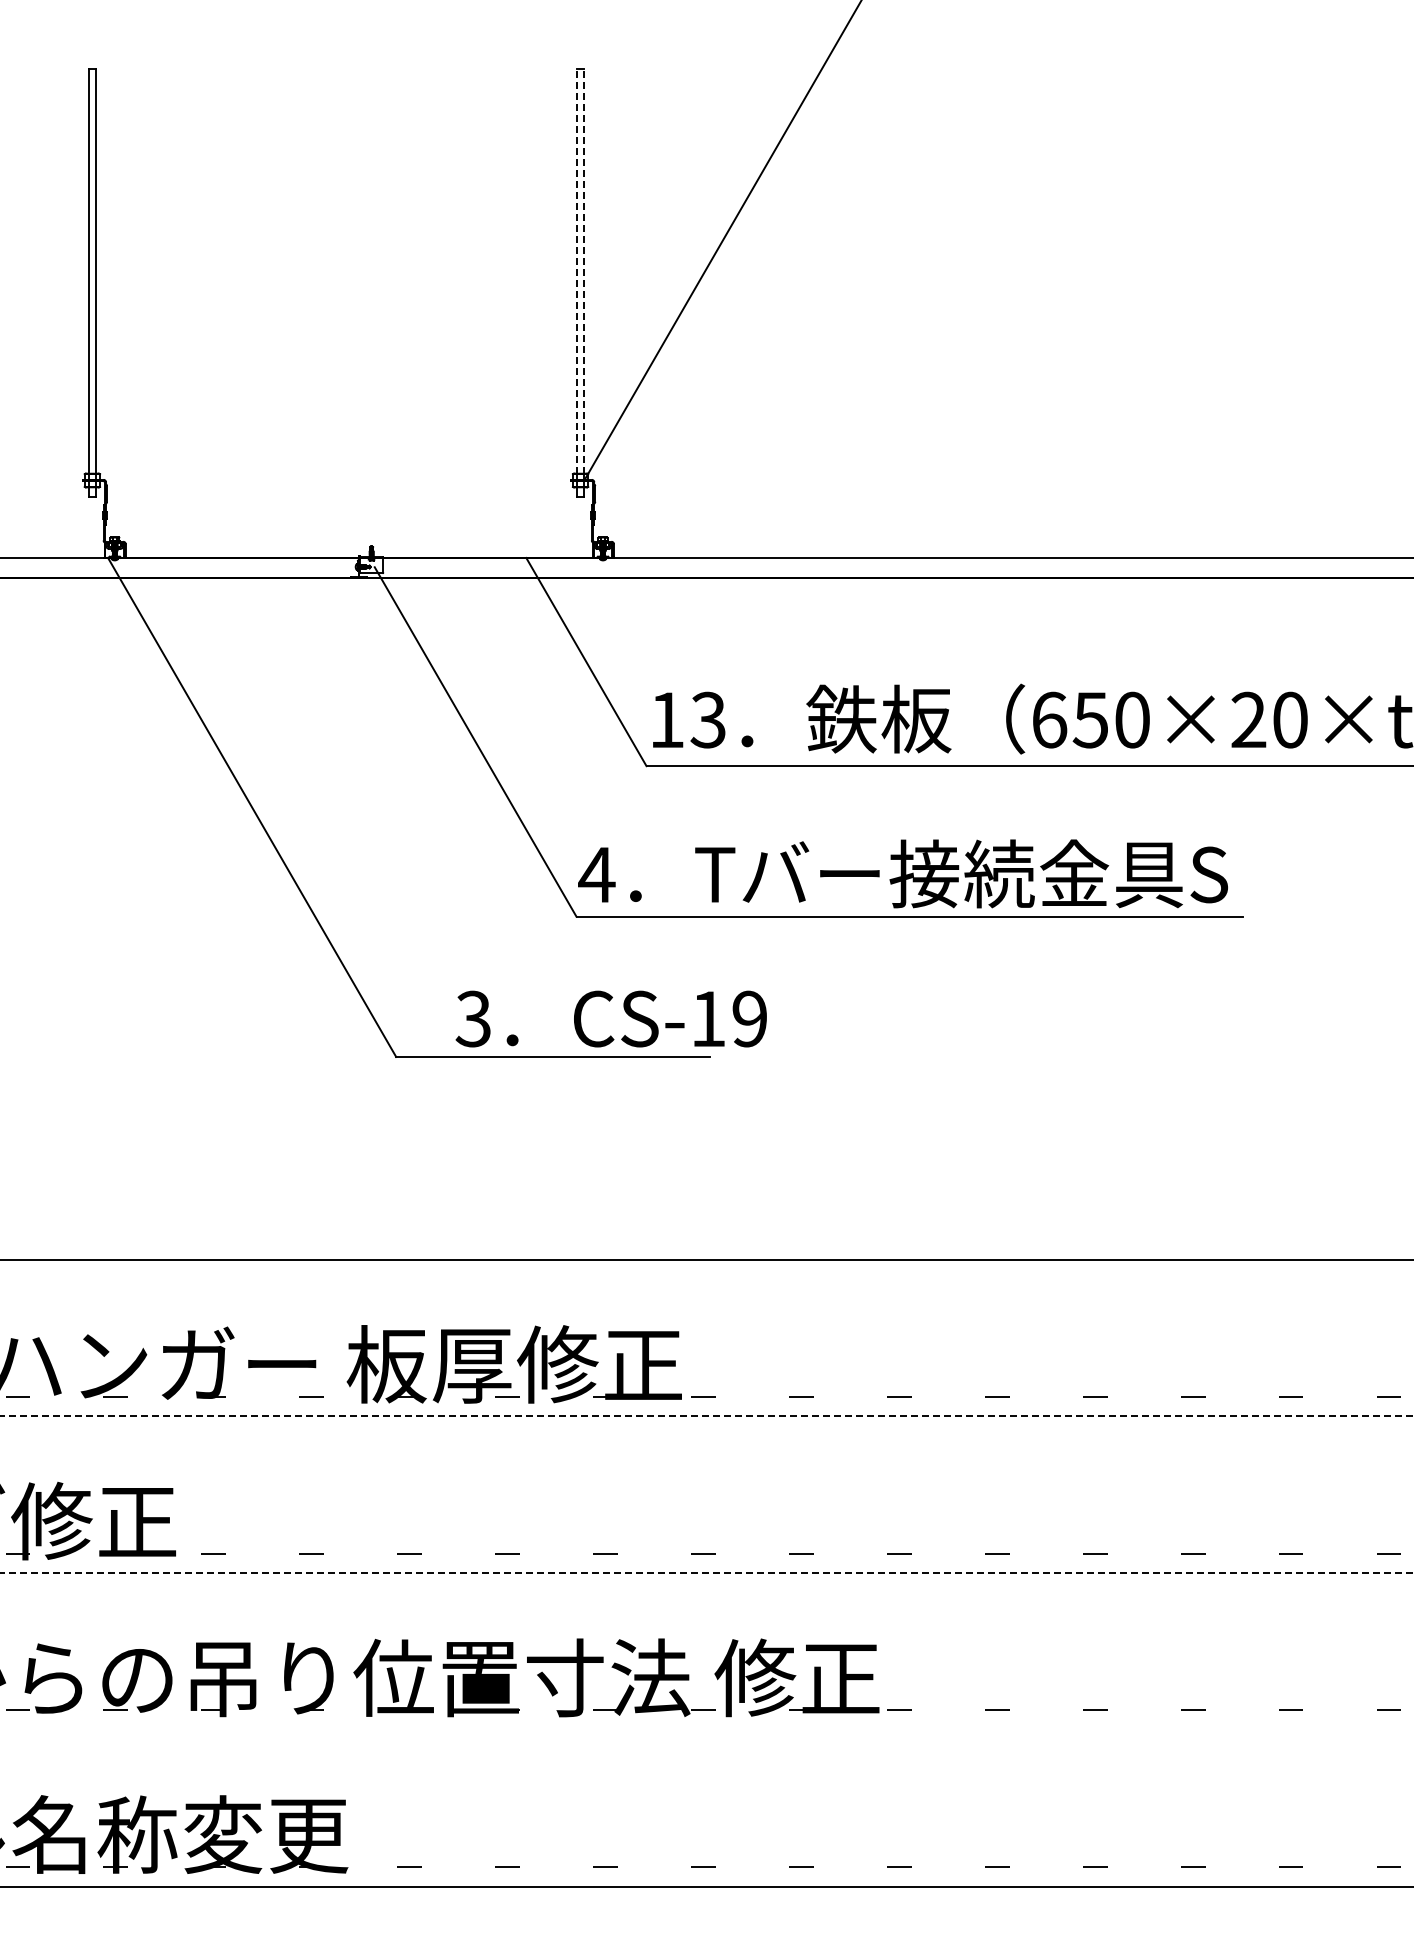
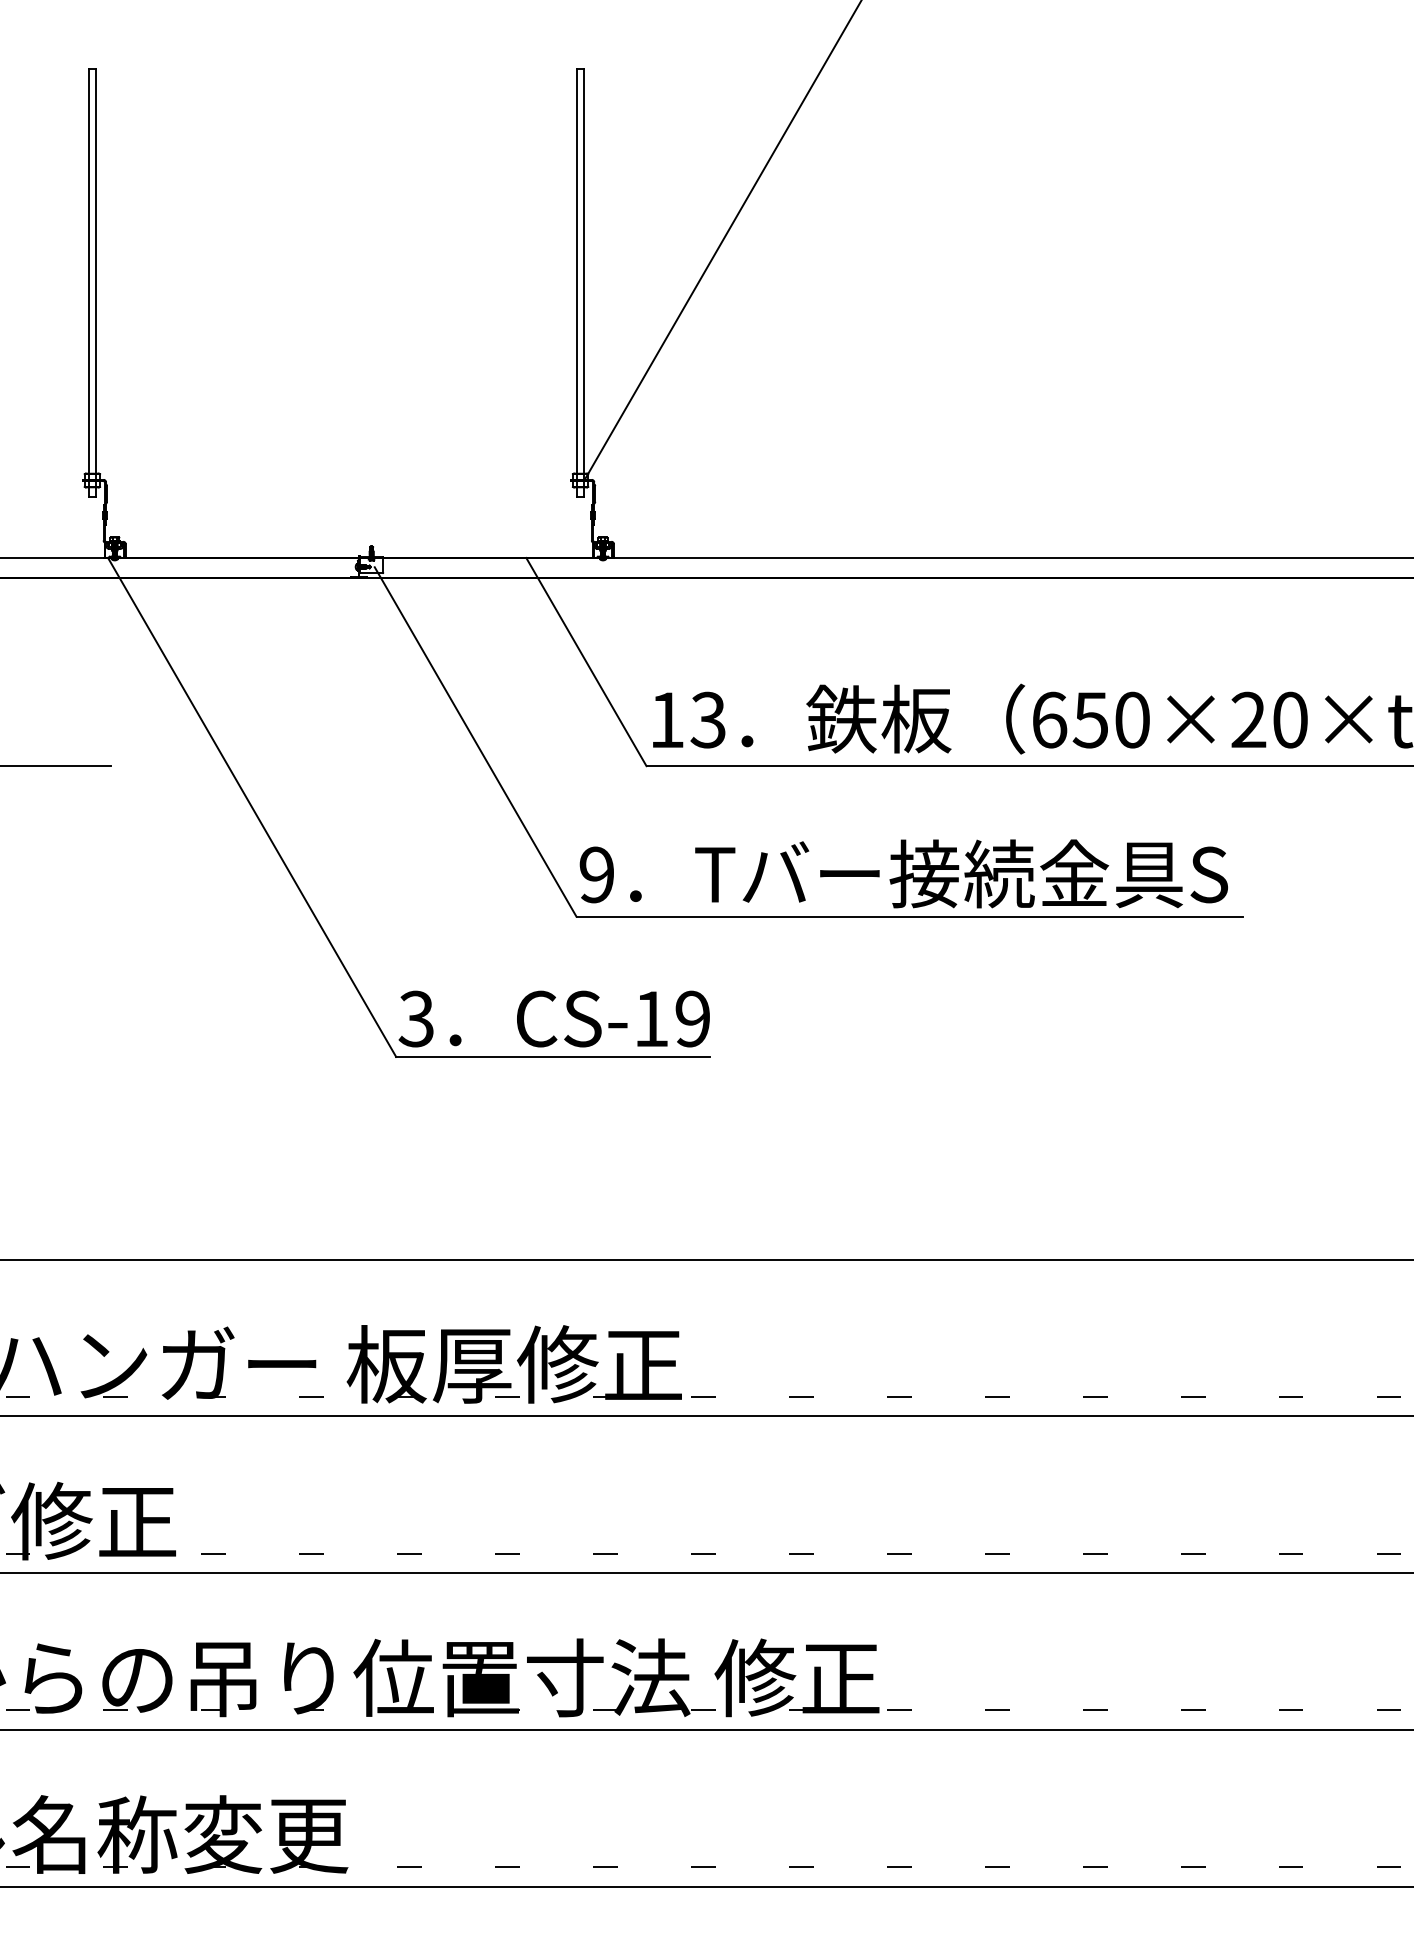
line: dashed -> solid (577, 271)
line: dashed -> solid (584, 271)
line: none -> present (56, 766)
text: 4 -> 9 (596, 874)
text position: (610, 1018) -> (553, 1018) (553, 1018)
line: dashed -> solid (707, 1416)
line: dashed -> solid (707, 1573)
line: none -> present (706, 1729)
